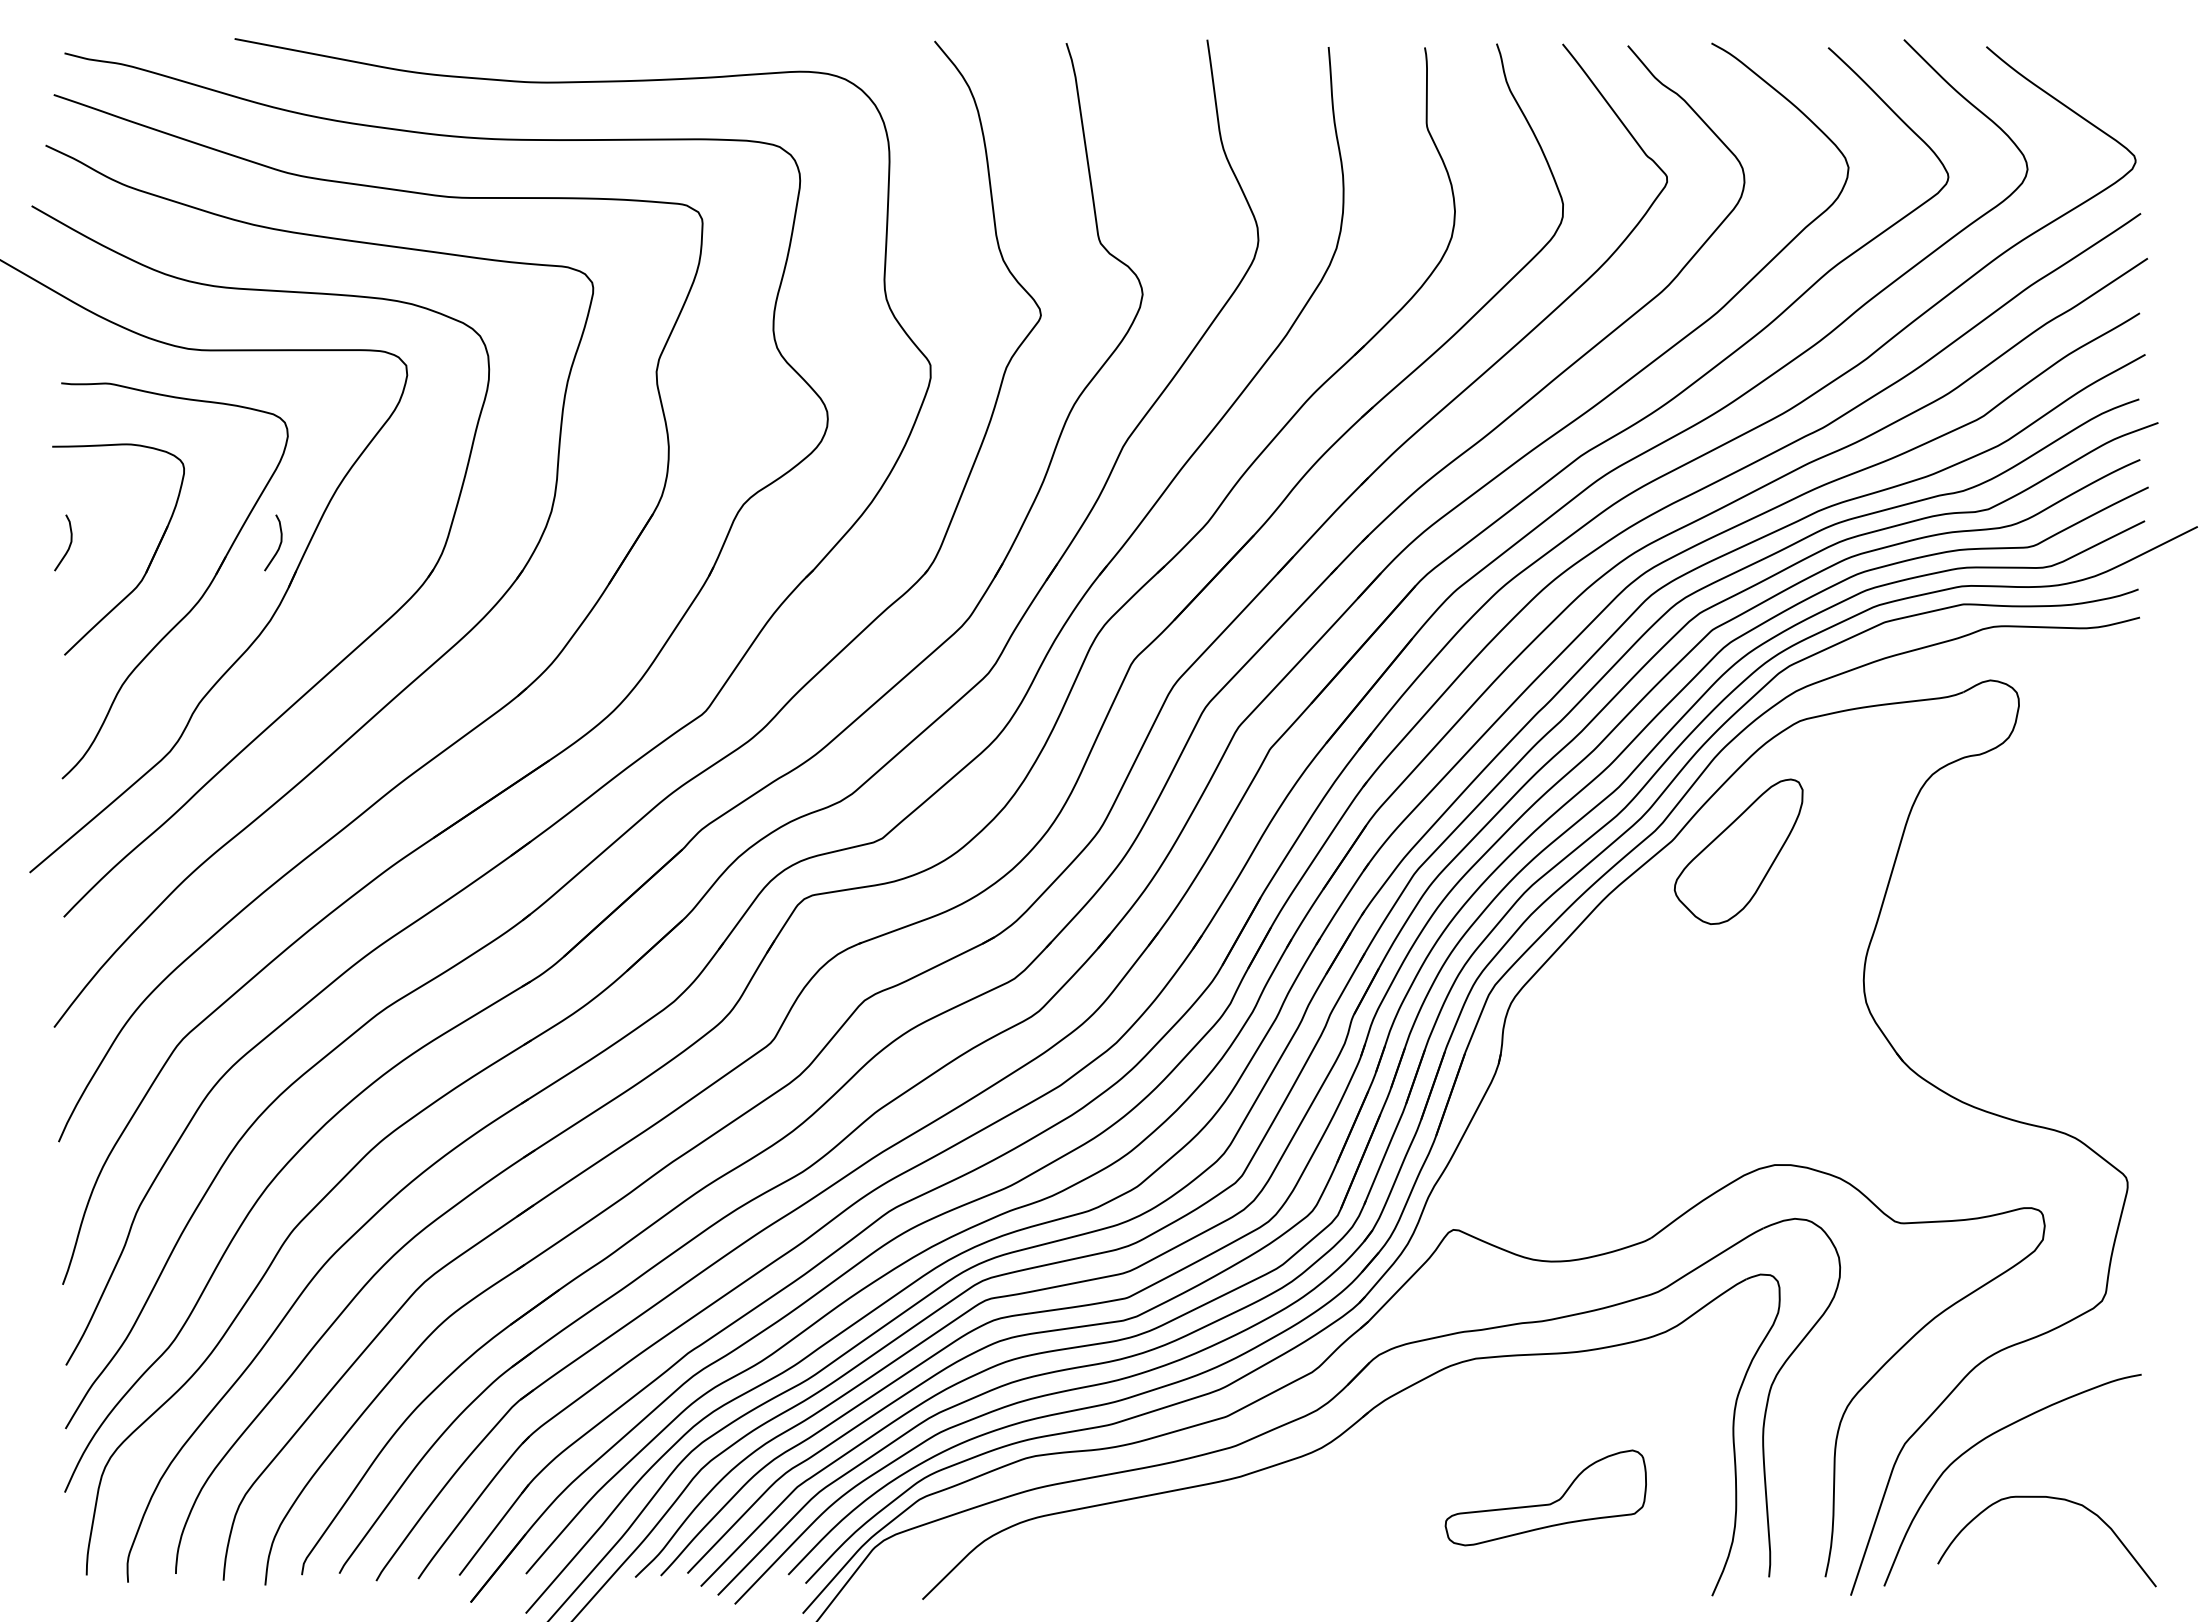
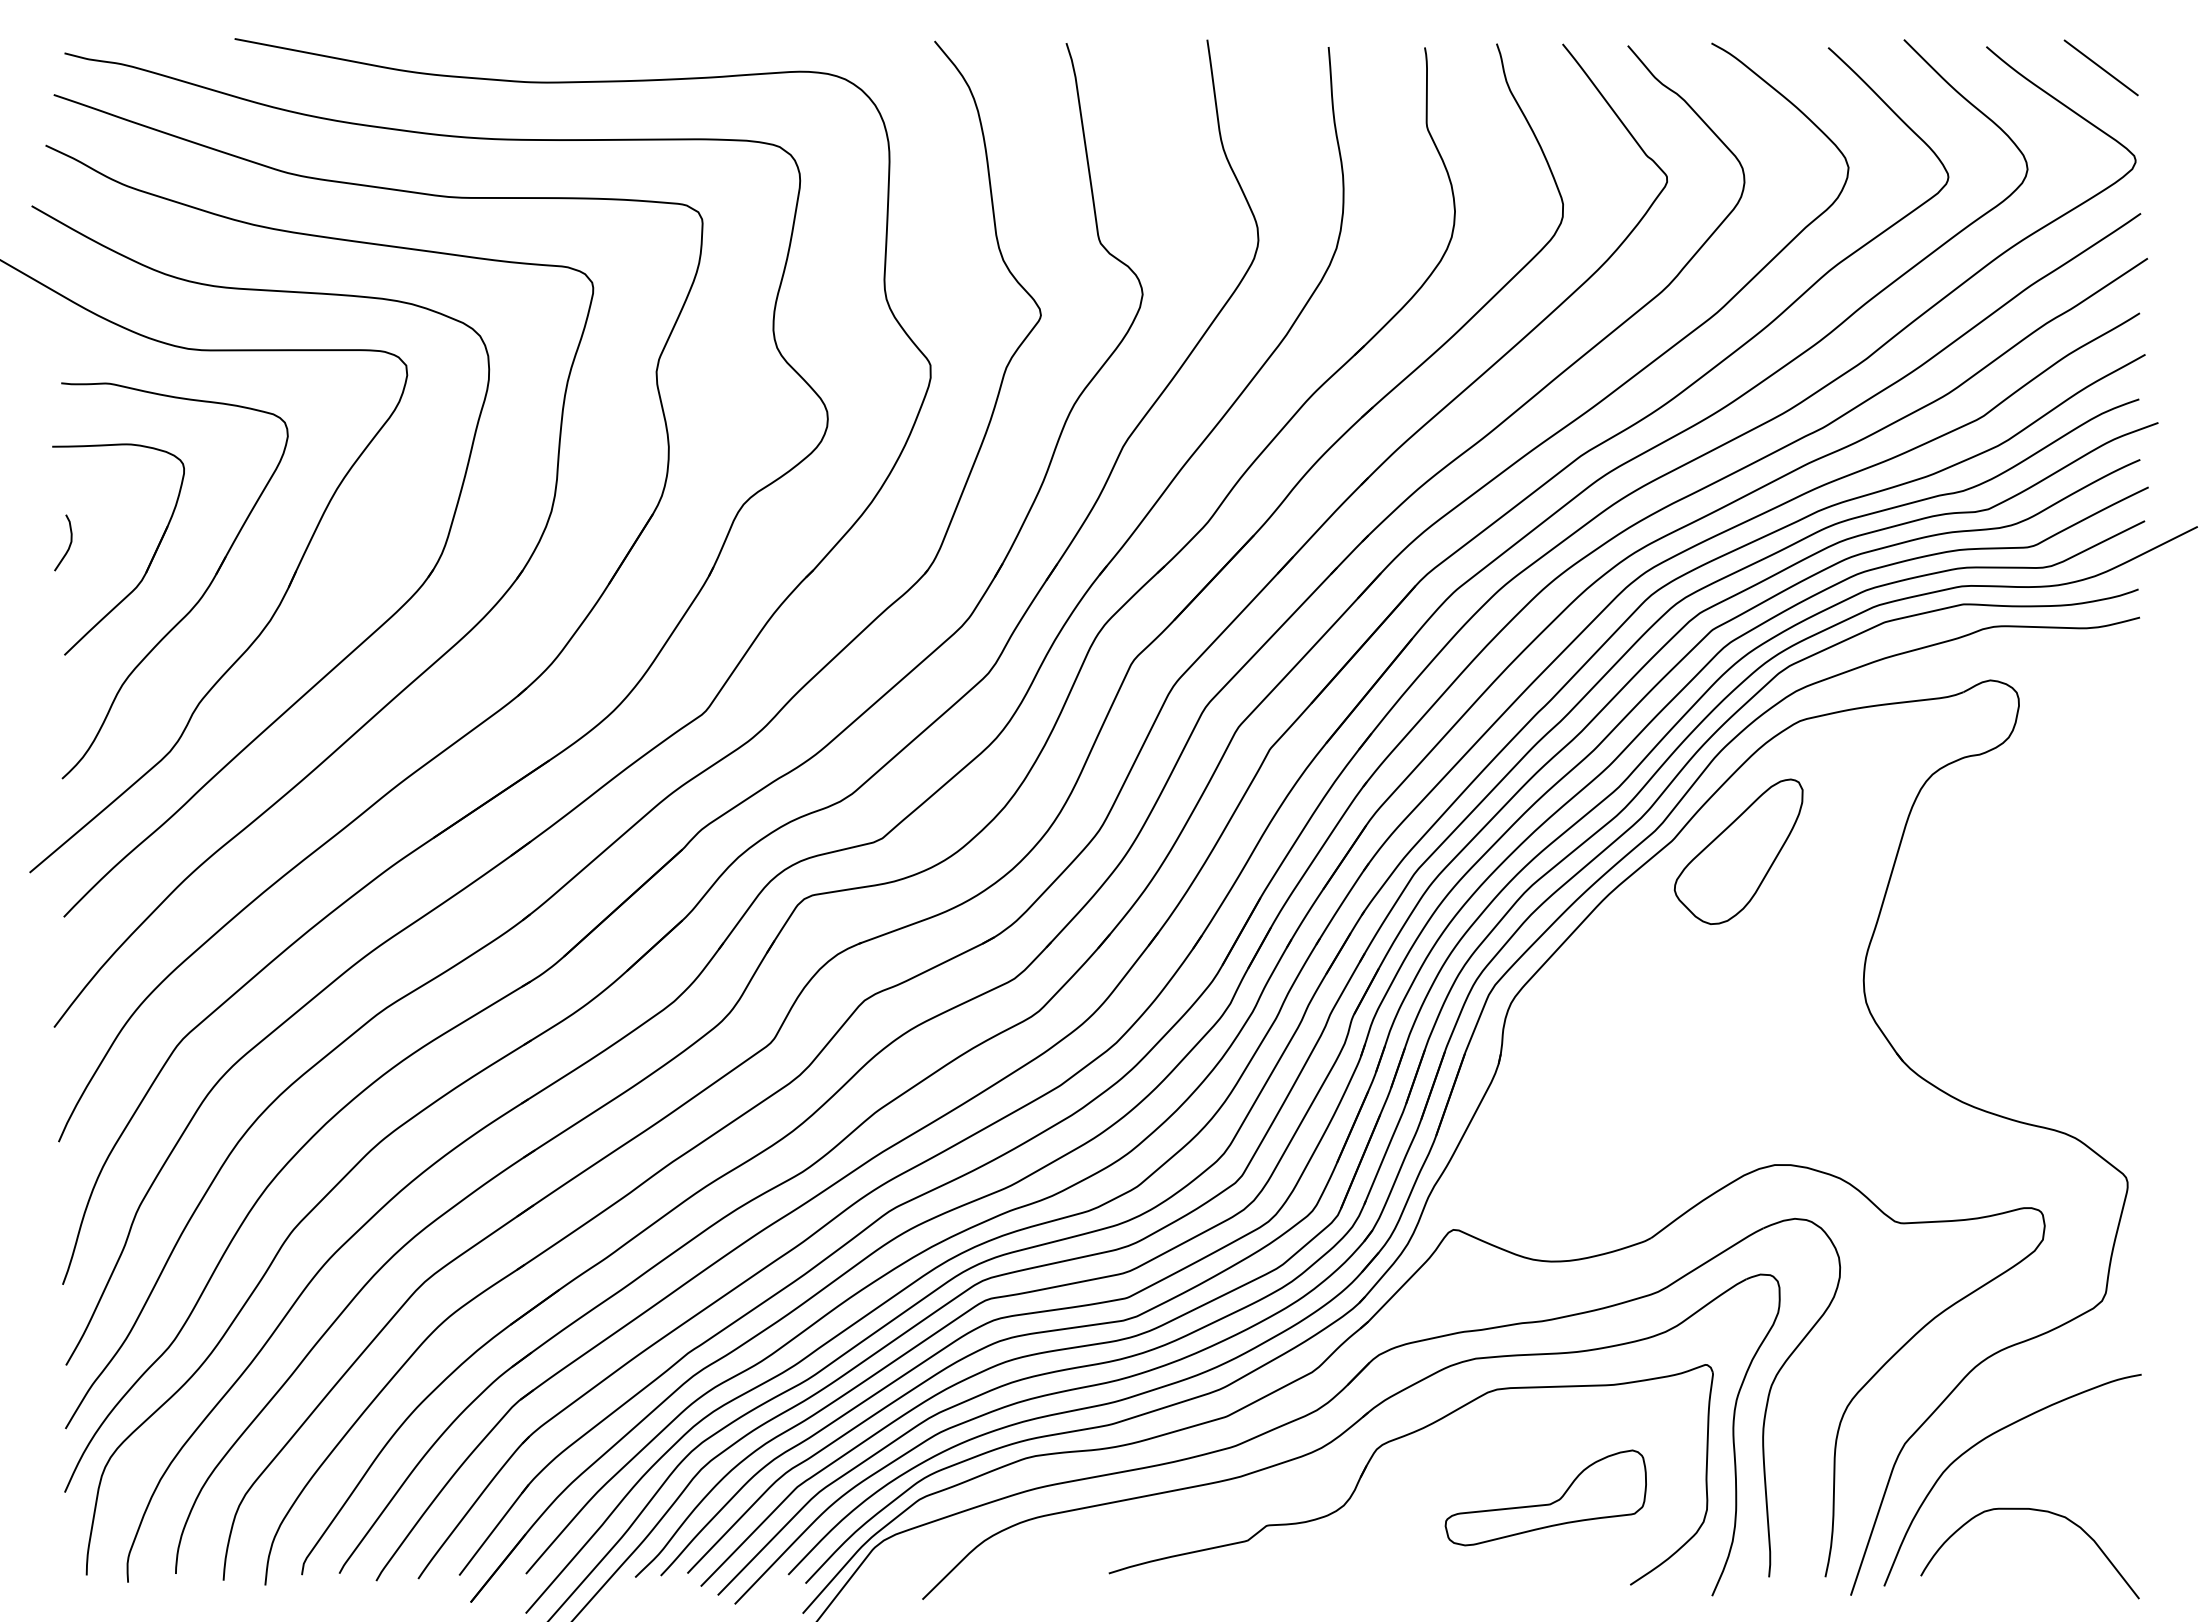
line: none -> present (2100, 67)
curve: present -> none (279, 543)
part: none -> present (1398, 1439)
curve position: (2055, 1499) -> (2038, 1511) (2038, 1511)
